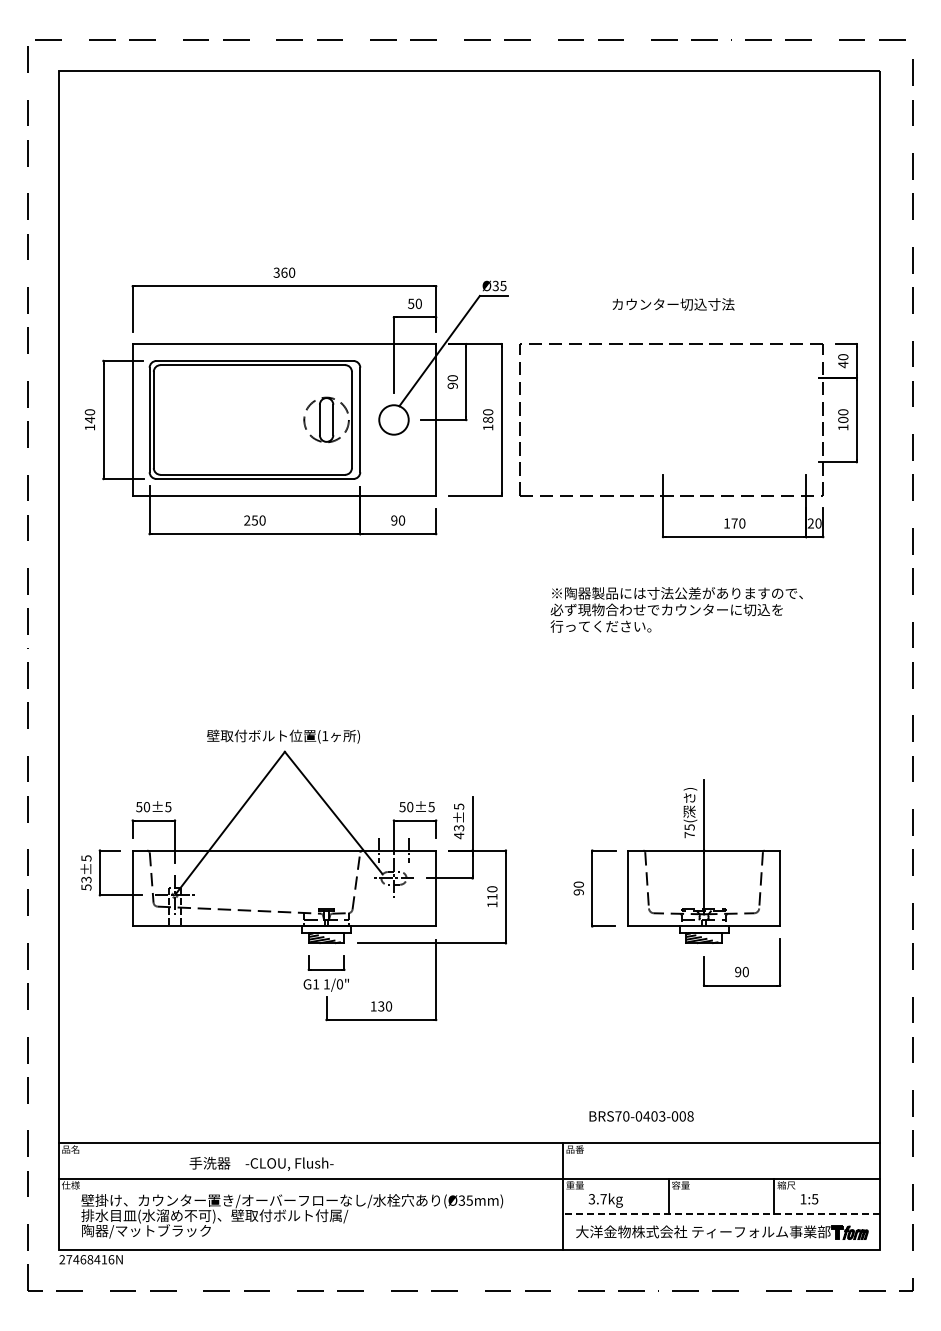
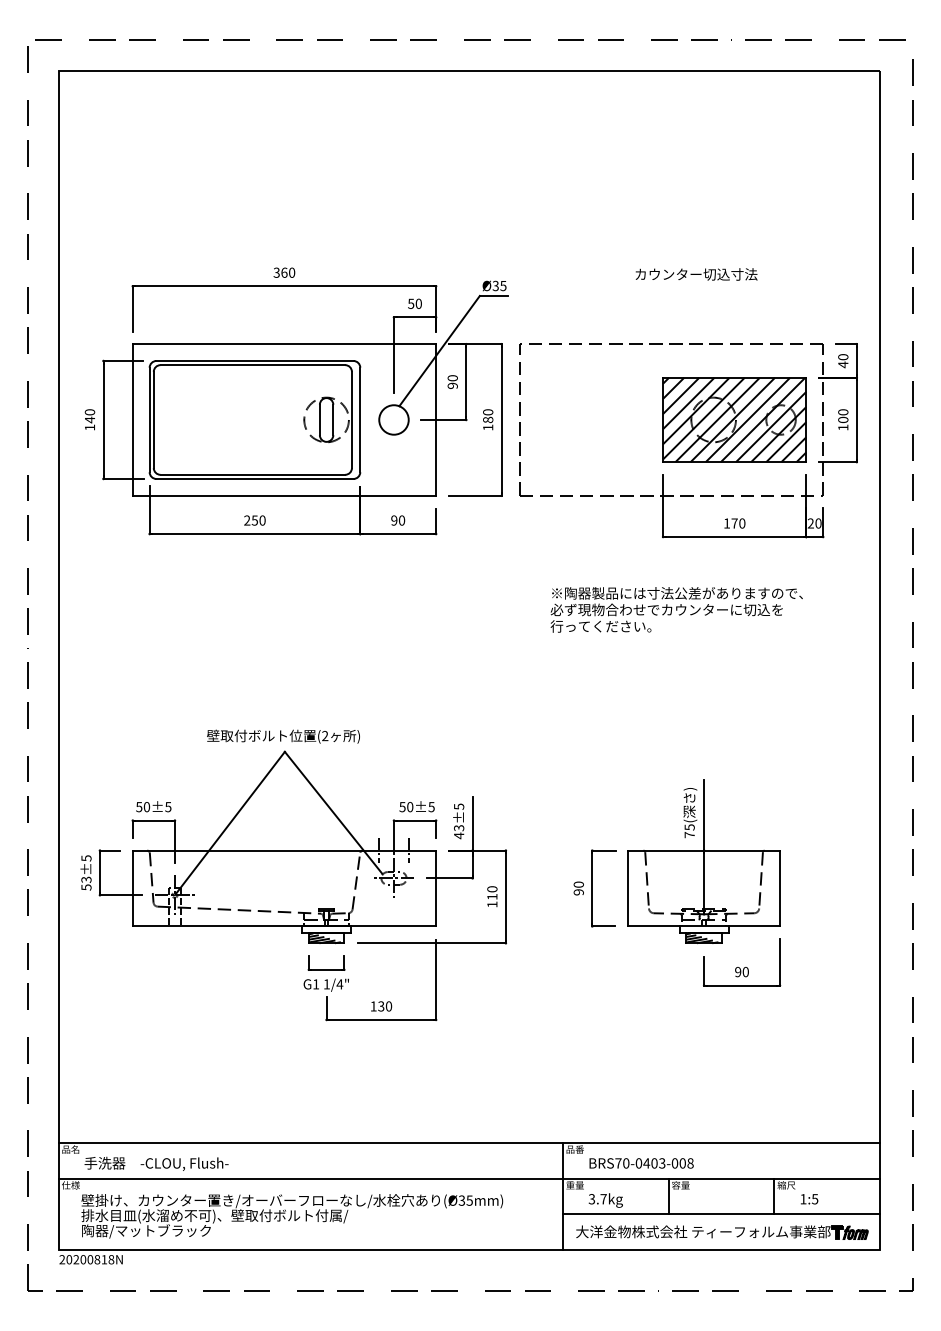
text position: (673, 304) -> (696, 274) (696, 274)
part: none -> present (734, 419)
text: (1 -> (2 (325, 735)
text: 1/0" -> 1/4" (339, 984)
text position: (641, 1116) -> (641, 1163) (641, 1163)
text position: (261, 1163) -> (156, 1163) (156, 1163)
line: dashed -> solid (721, 1214)
text: 27468416N -> 20200818N (90, 1259)
